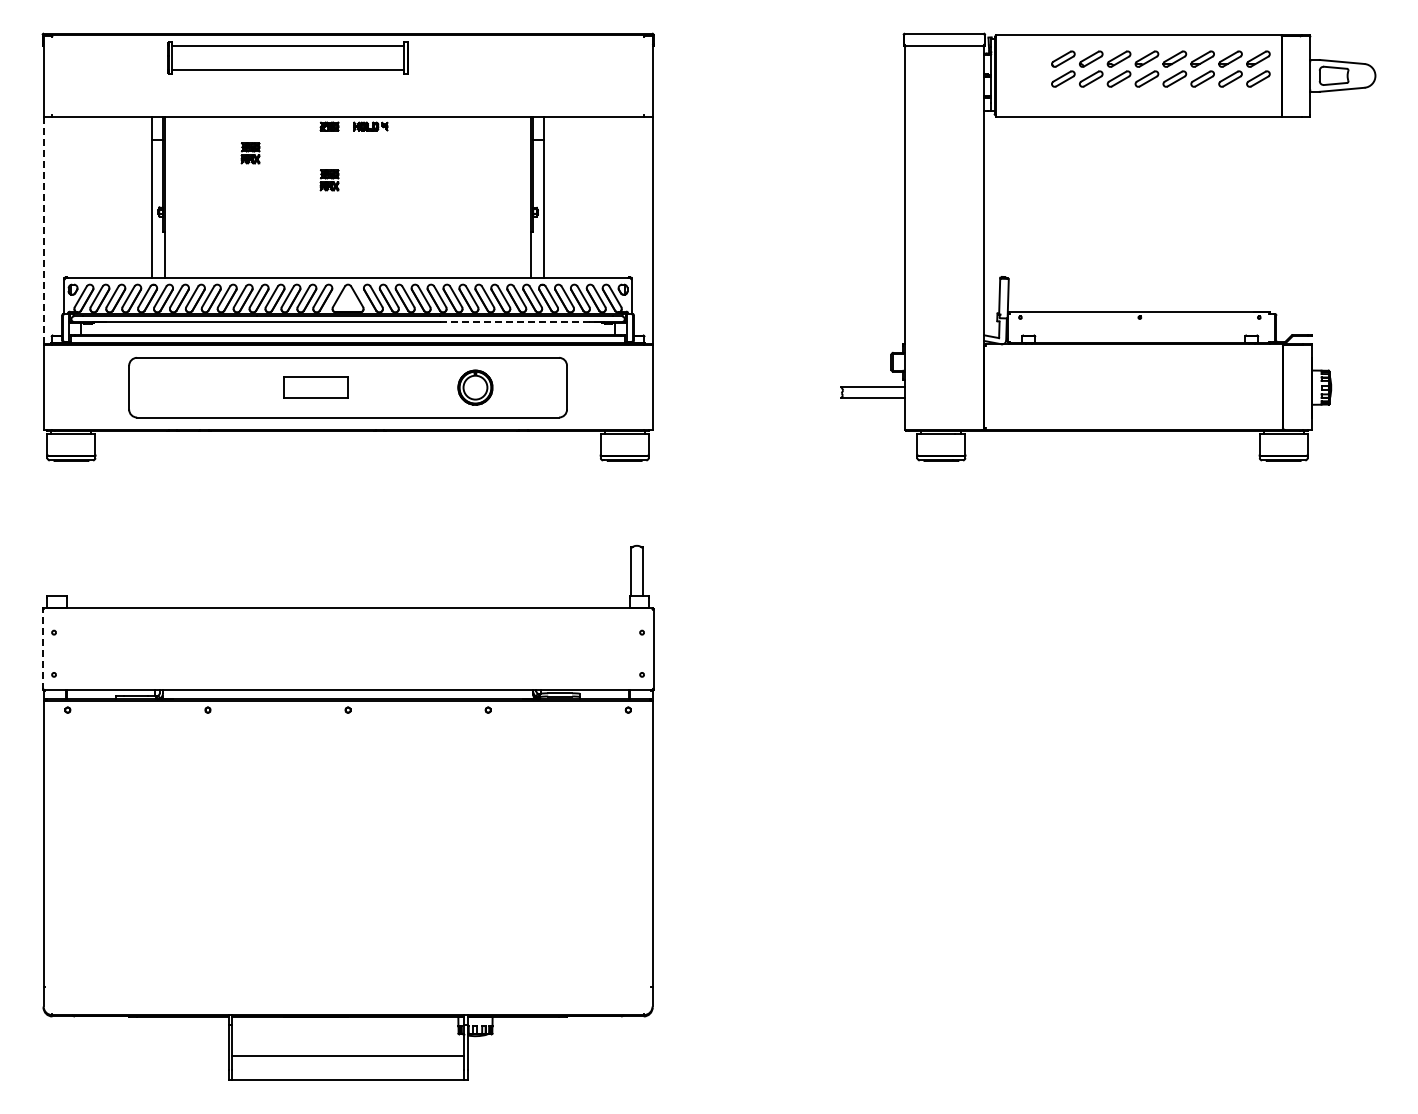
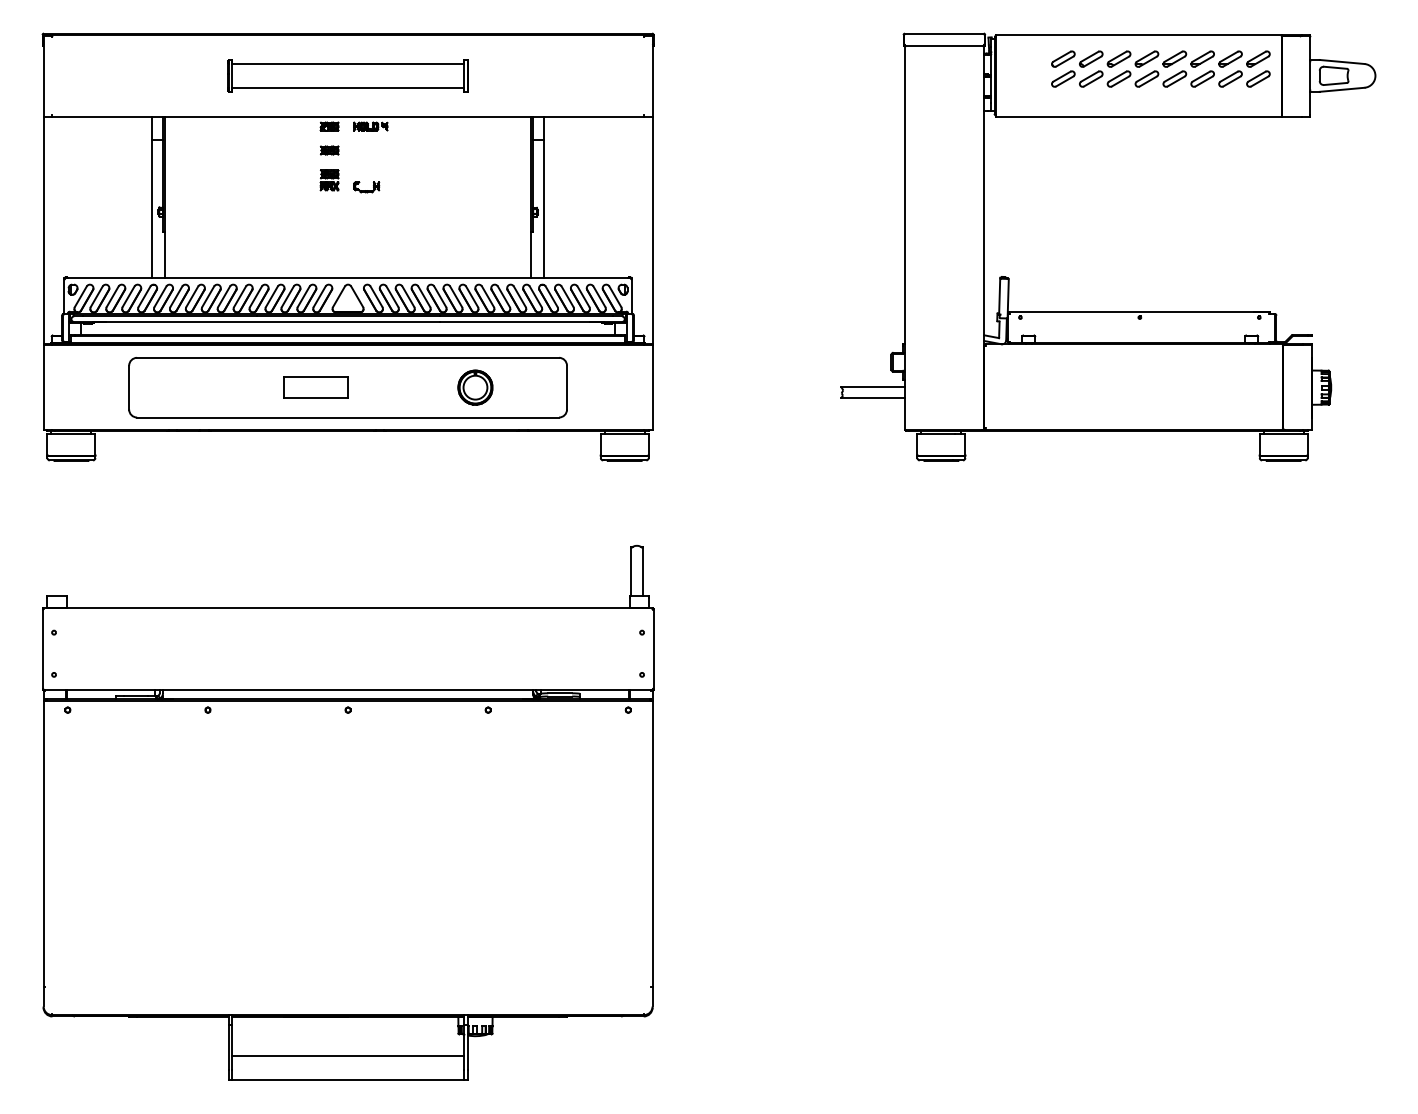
part position: (287, 57) -> (347, 75) (347, 75)
part: none -> present (329, 150)
part: present -> none (250, 153)
part: none -> present (366, 187)
line: dashed -> solid (43, 230)
line: dashed -> solid (521, 321)
line: dashed -> solid (42, 648)
